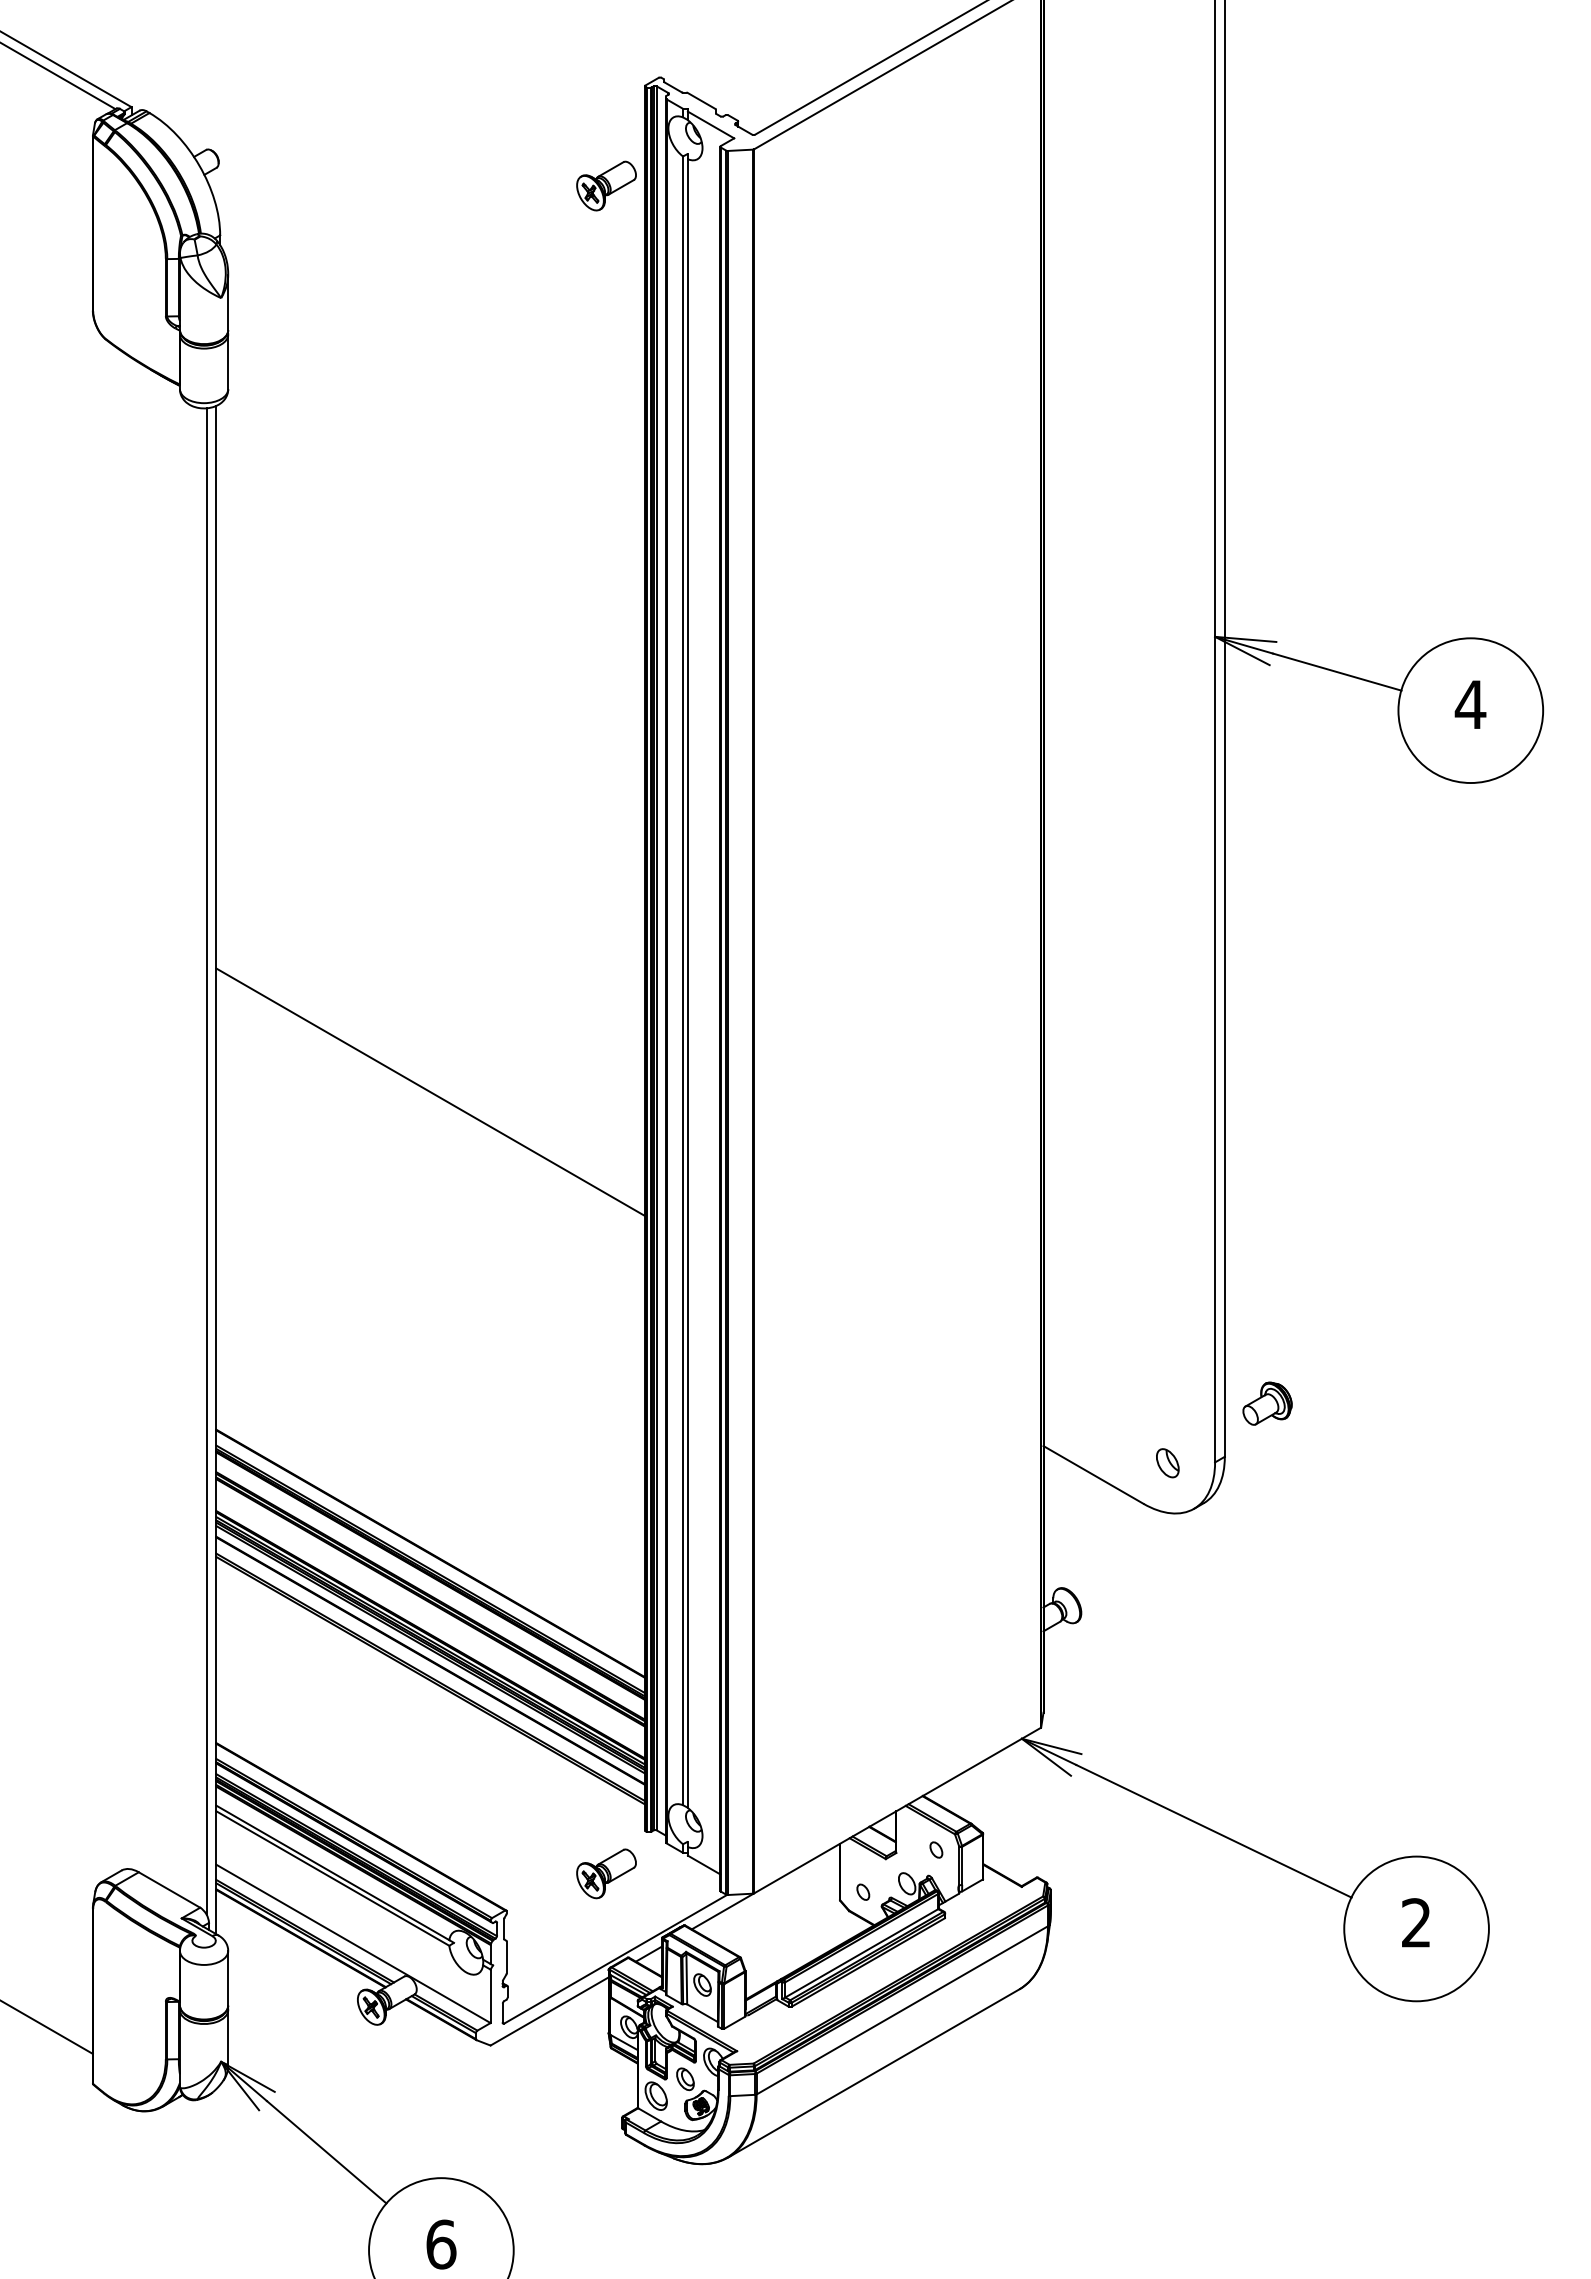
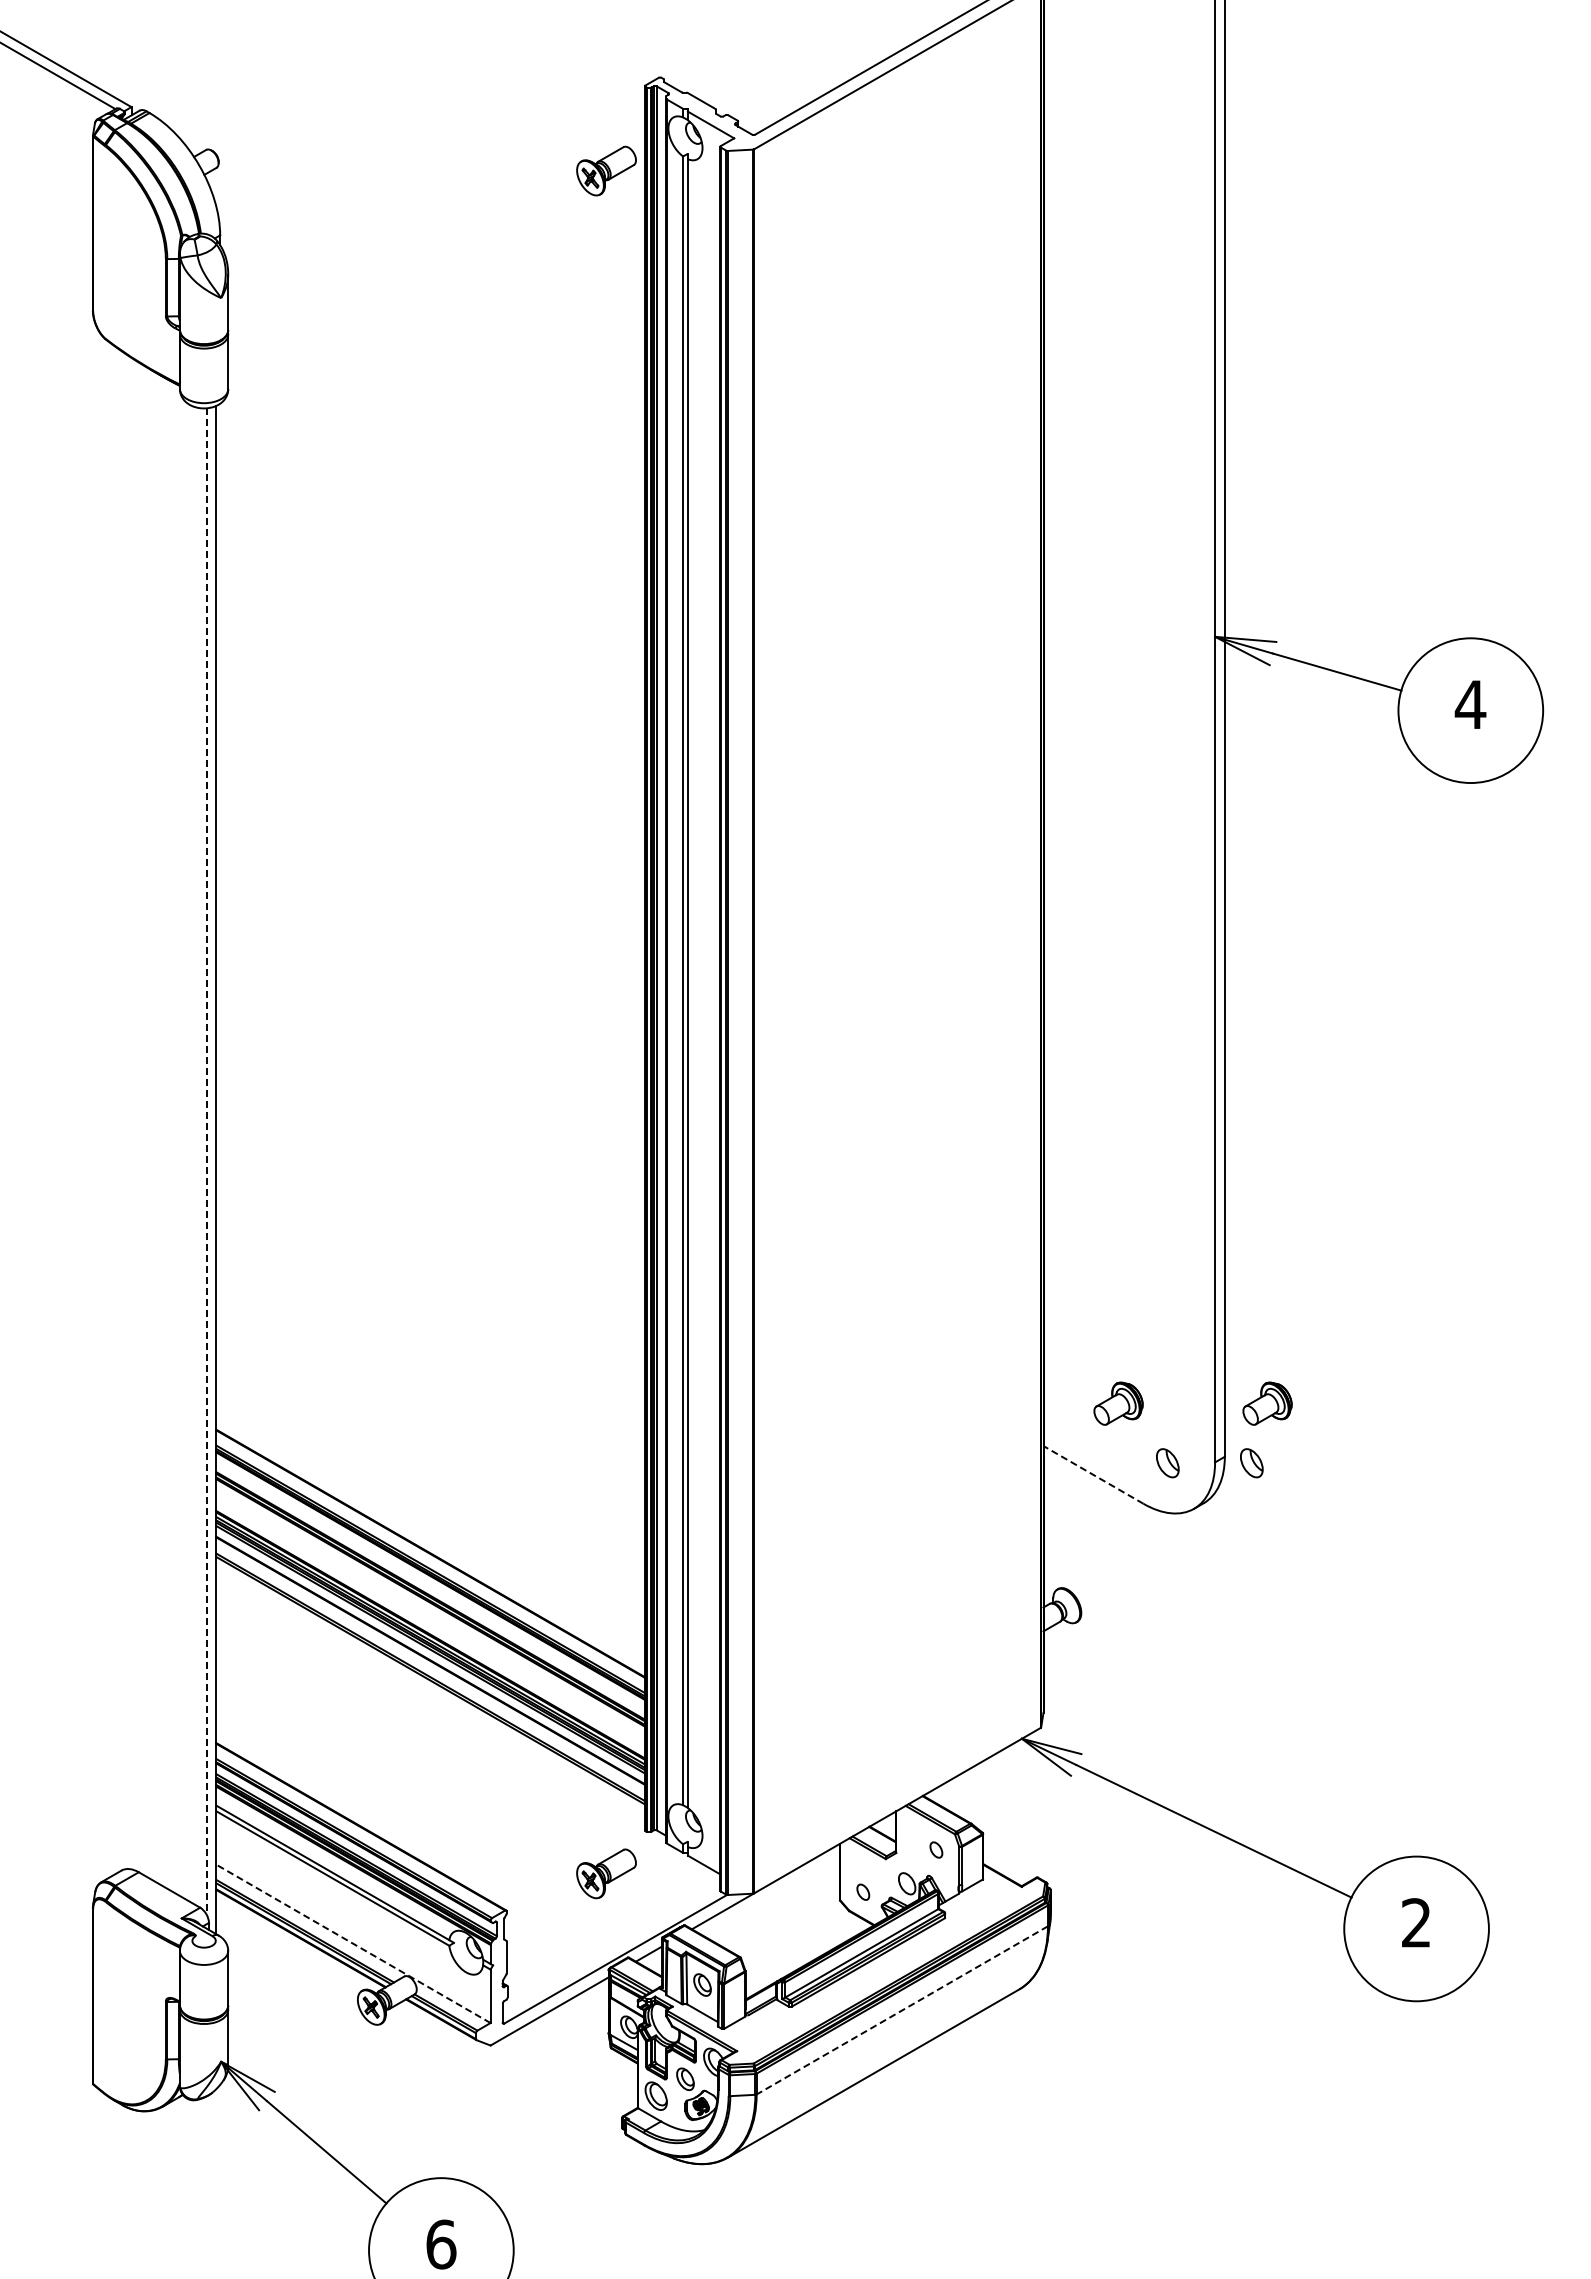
part position: (606, 185) -> (606, 170) (606, 170)
line: present -> none (430, 1091)
line: solid -> dashed (206, 1161)
part: none -> present (1118, 1403)
part: none -> present (1251, 1463)
line: solid -> dashed (1093, 1474)
line: solid -> dashed (353, 1943)
line: solid -> dashed (901, 2010)
line: present -> none (47, 2027)
